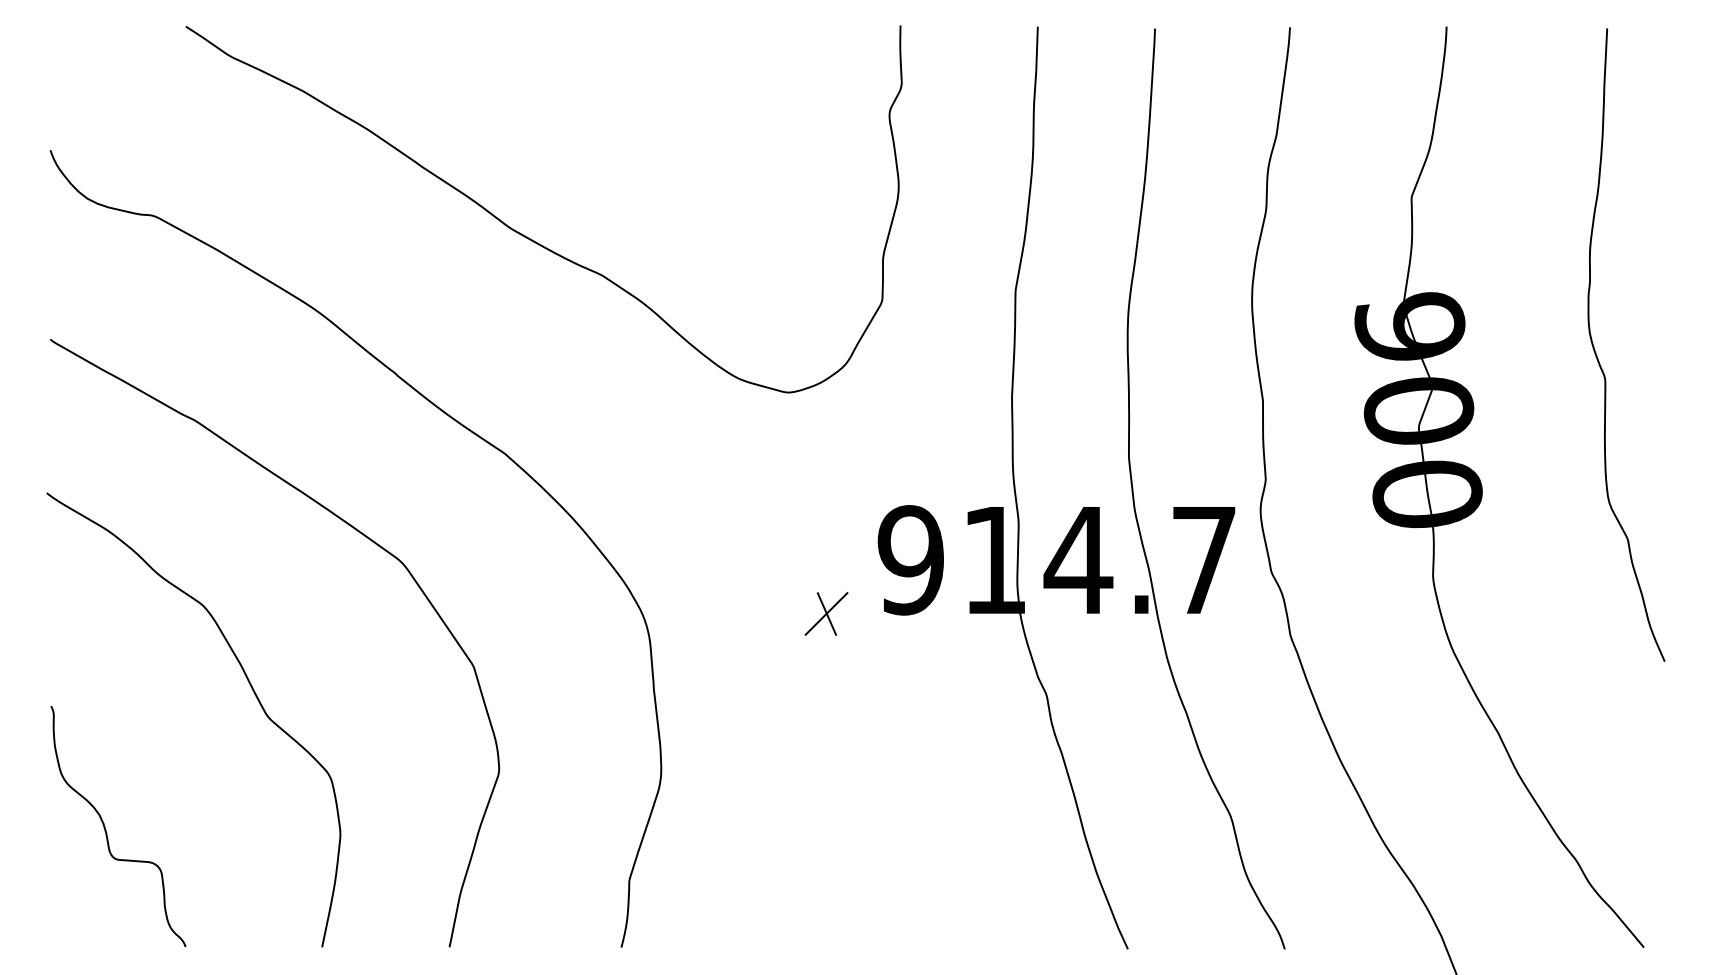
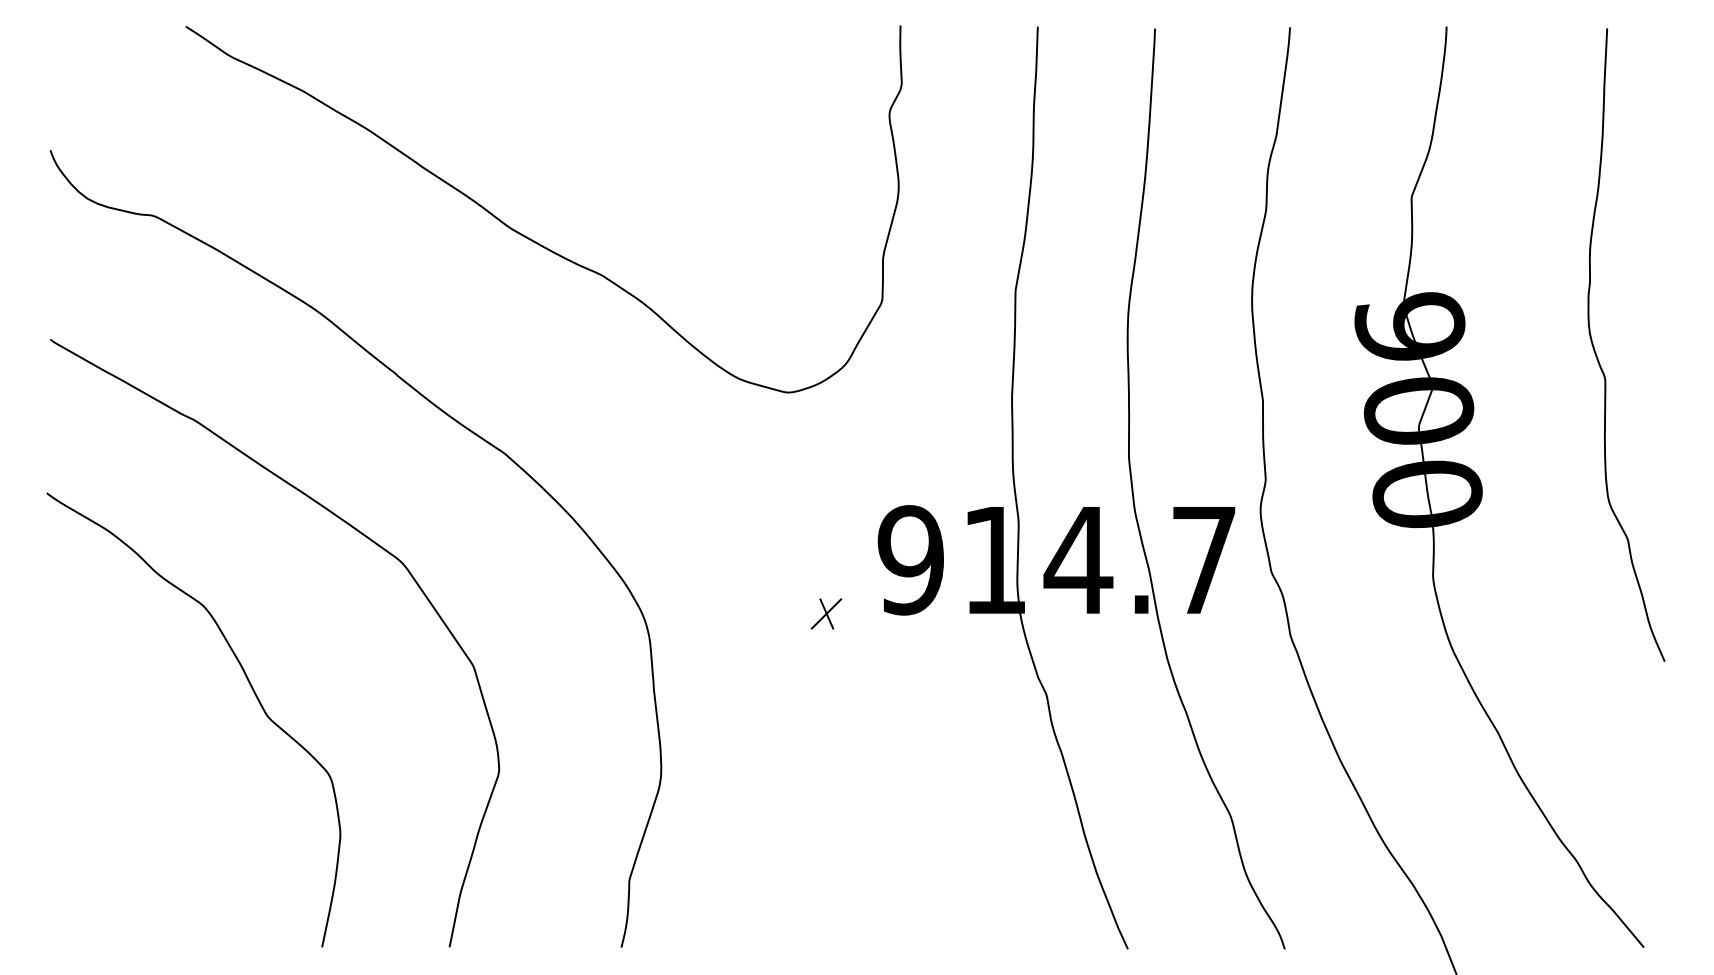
part size: 45x44 px -> 33x32 px (826, 613)
curve: present -> none (106, 829)
